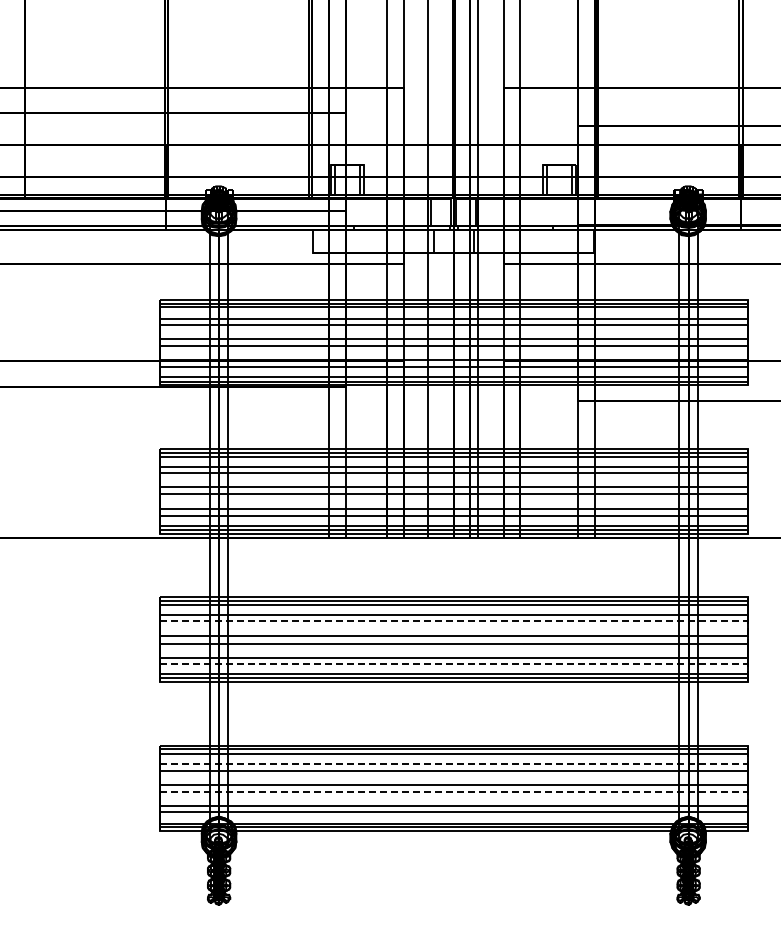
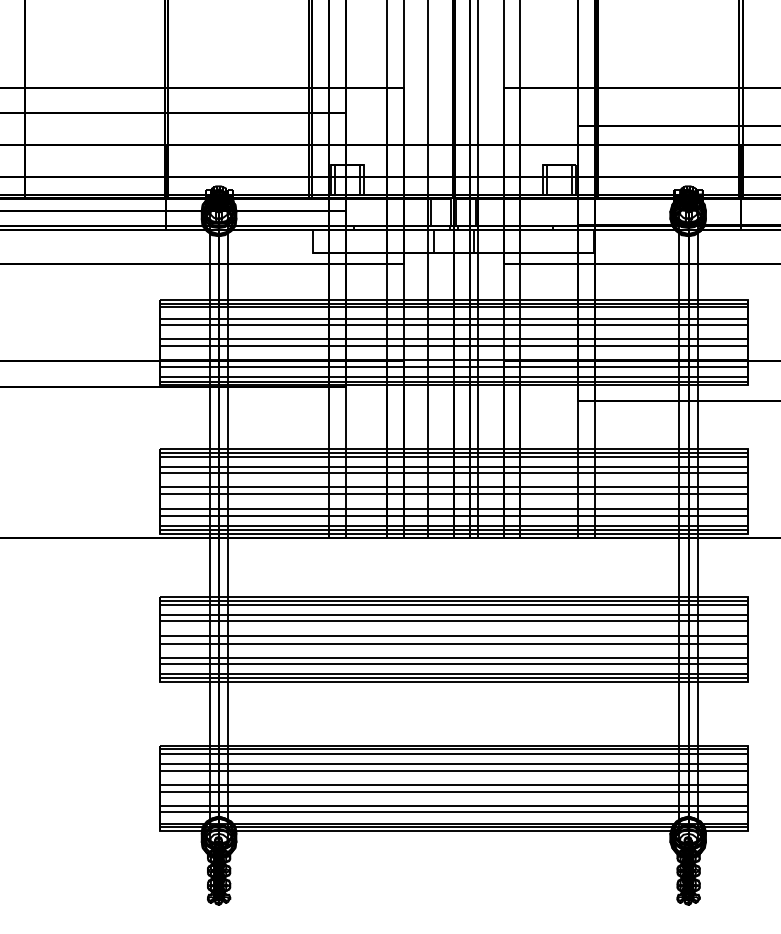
line: dashed -> solid (465, 621)
line: dashed -> solid (461, 664)
line: dashed -> solid (461, 763)
line: dashed -> solid (464, 792)
